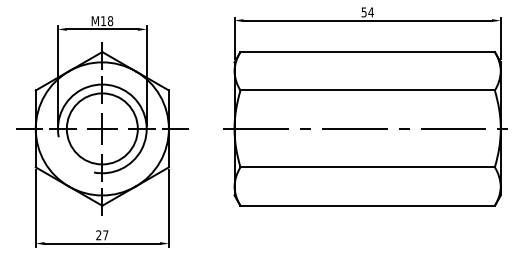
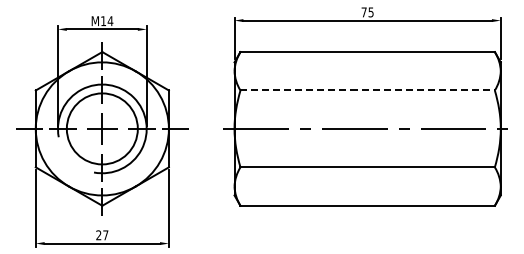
text: 54 -> 75 (367, 12)
text: M18 -> M14 (110, 21)
line: solid -> dashed (368, 90)
